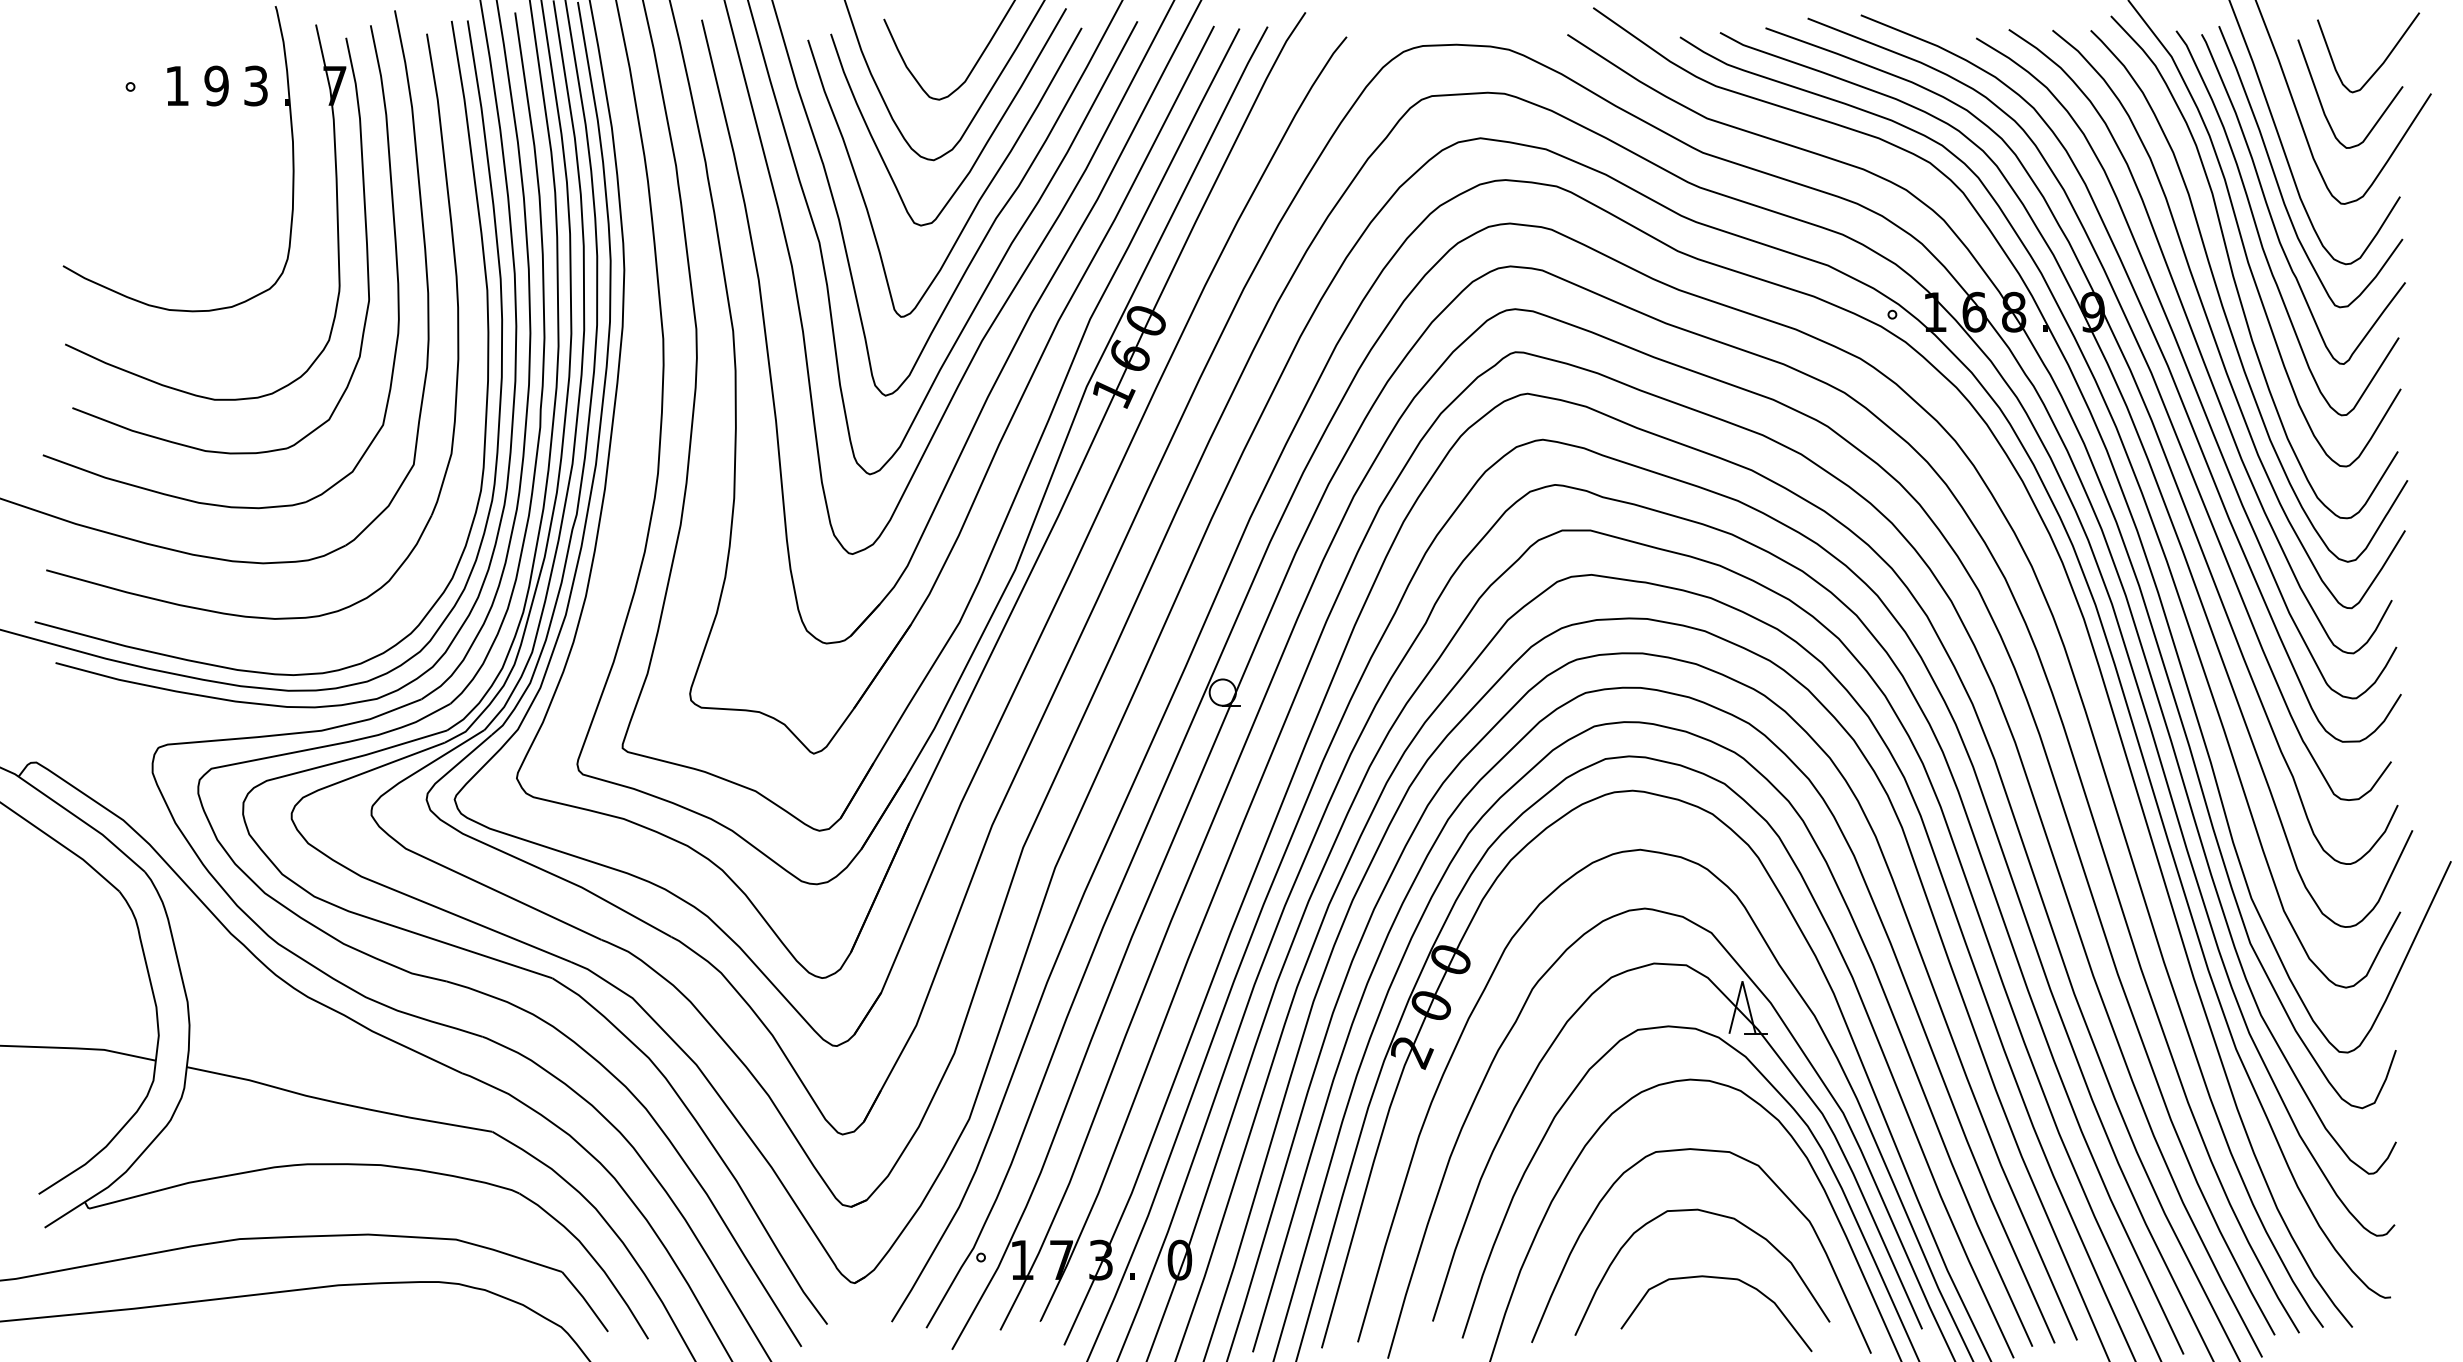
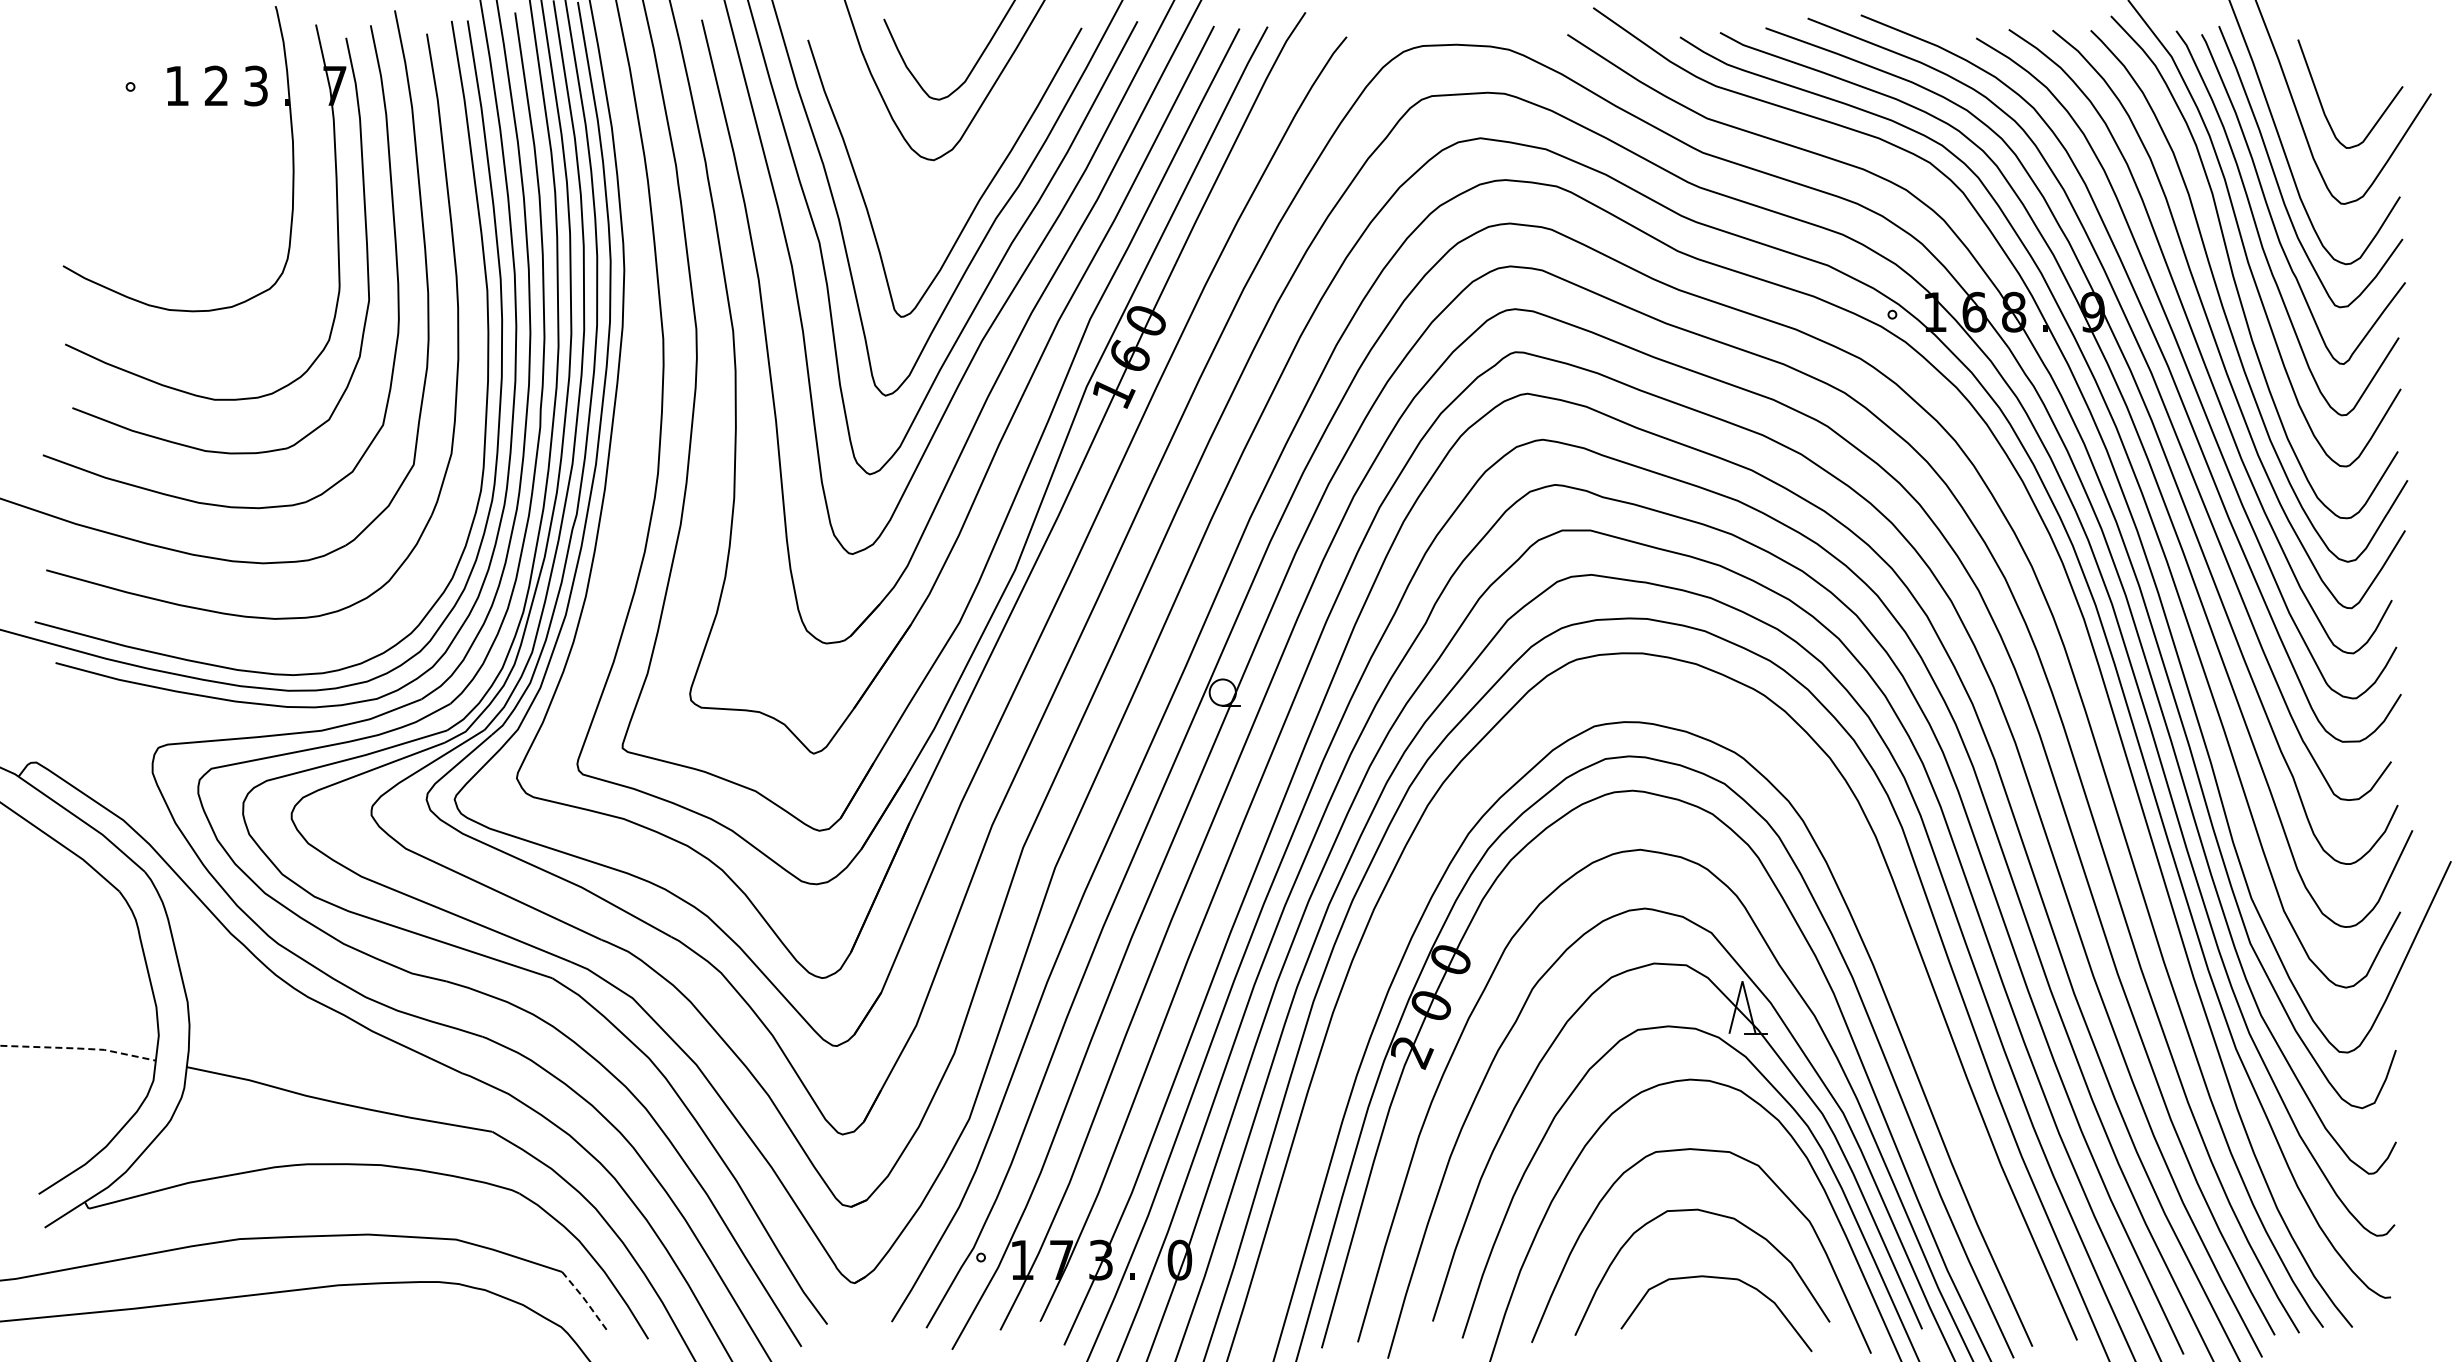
curve: present -> none (2380, 64)
text: 9 -> 2 (216, 85)
curve: present -> none (987, 139)
curve: present -> none (1880, 922)
line: solid -> dashed (79, 1048)
line: solid -> dashed (585, 1301)
